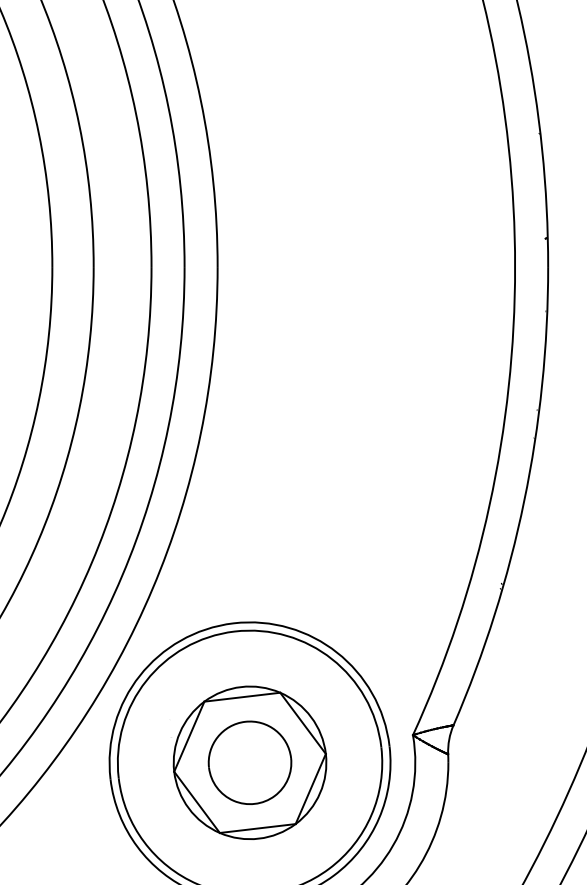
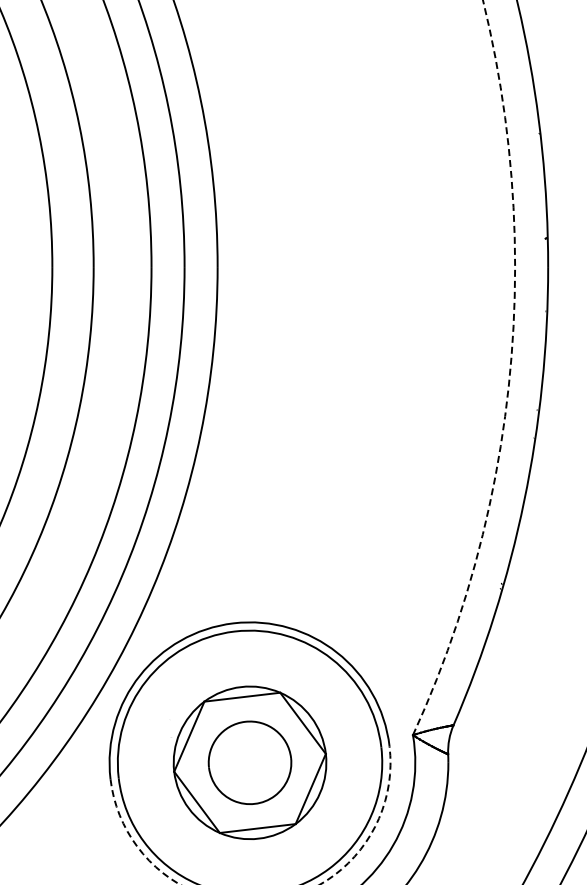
arc: solid -> dashed (509, 375)
arc: solid -> dashed (334, 875)
